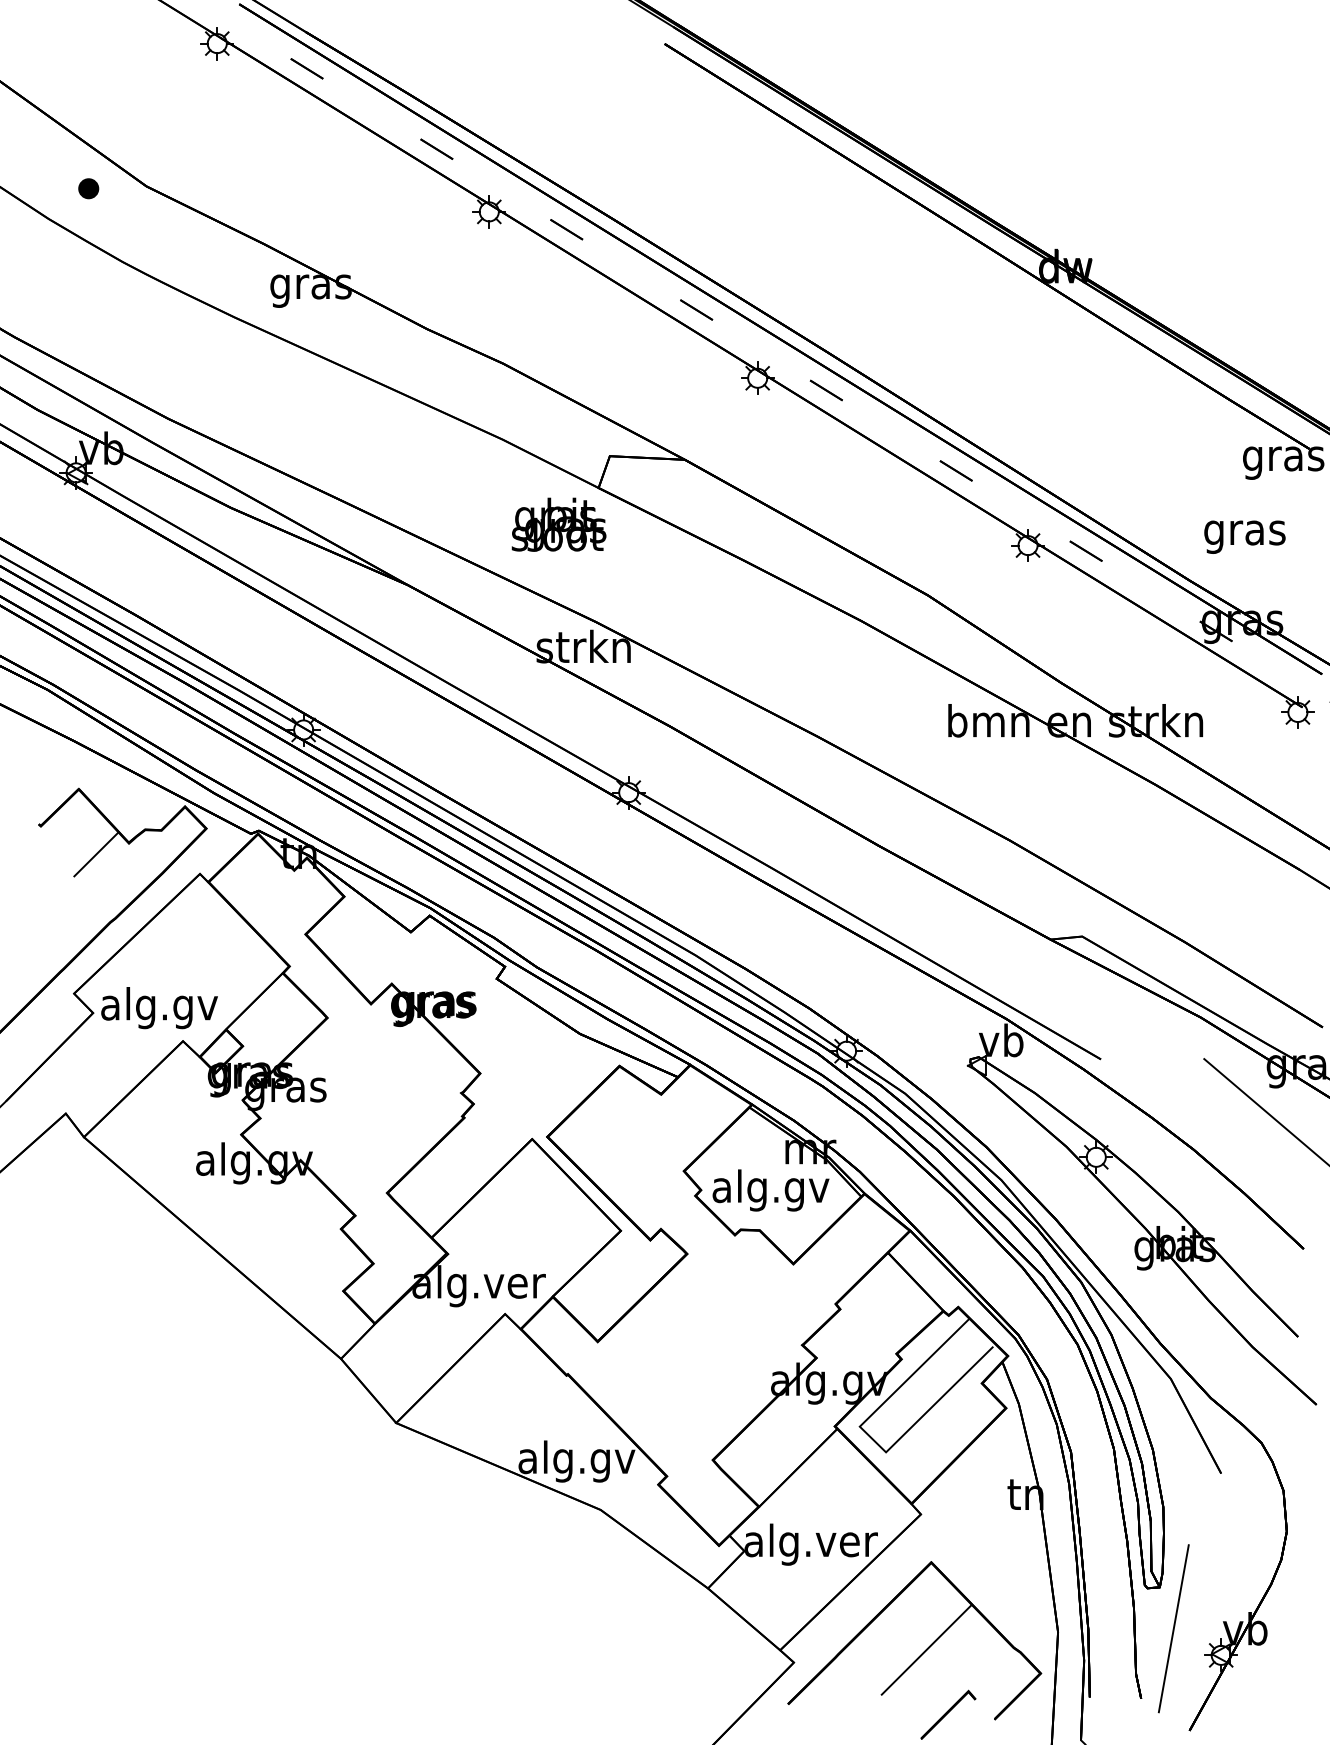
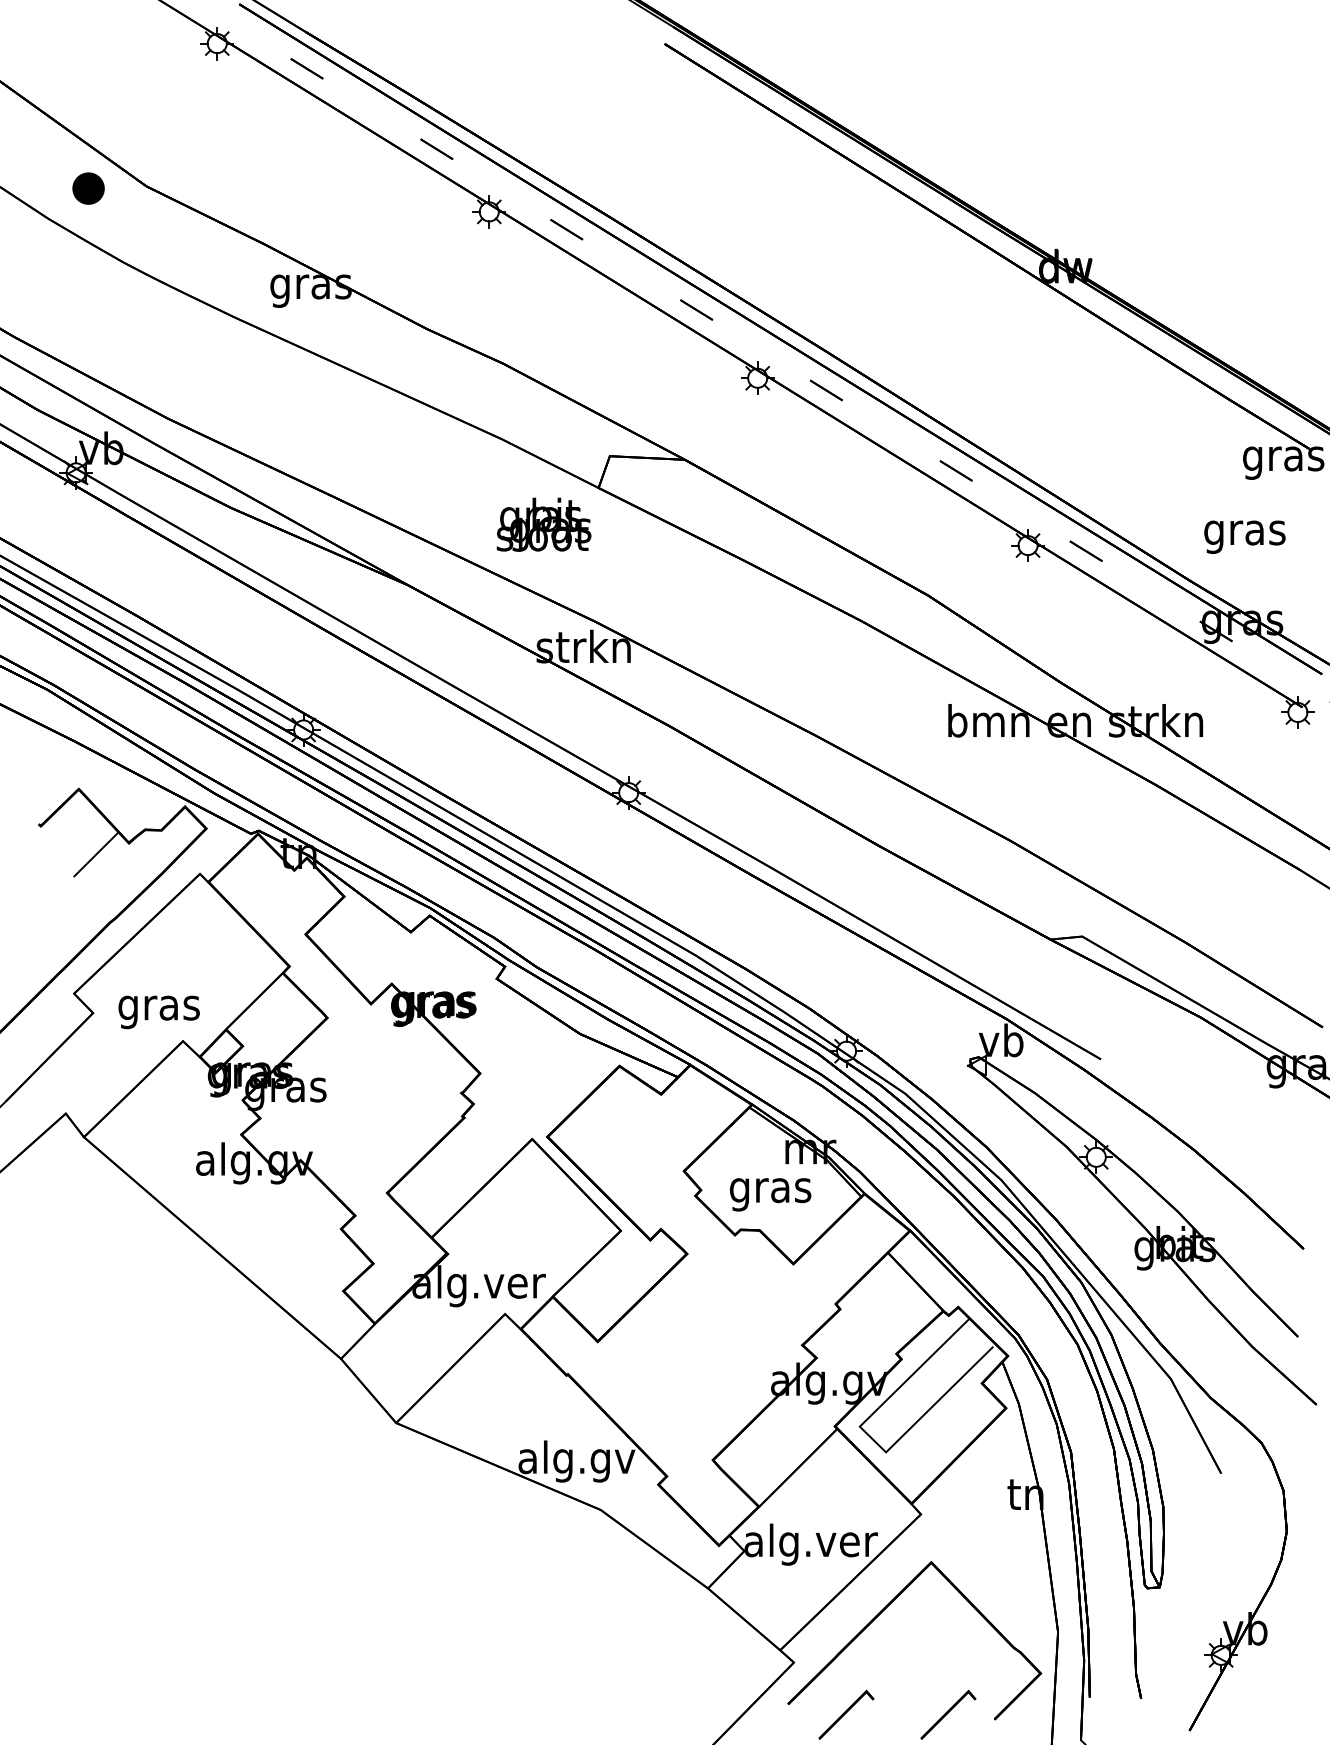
part size: 22x22 px -> 33x33 px (88, 188)
text position: (558, 524) -> (543, 524) (543, 524)
text: alg.gv -> gras (159, 1008)
line: present -> none (1265, 1111)
text: alg.gv -> gras (770, 1190)
line: present -> none (1173, 1628)
line: present -> none (925, 1649)
part: none -> present (846, 1714)
